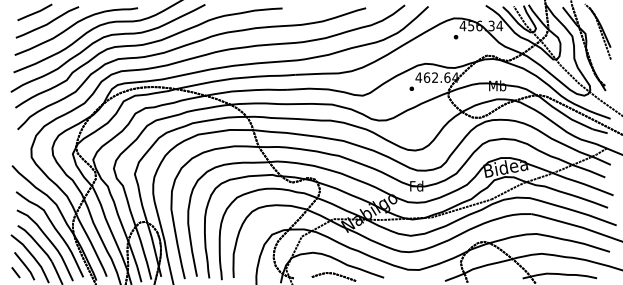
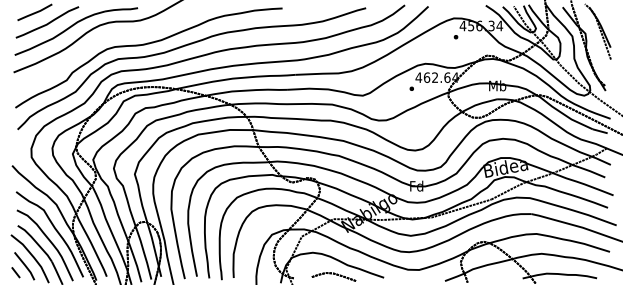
curve: present -> none (100, 40)
